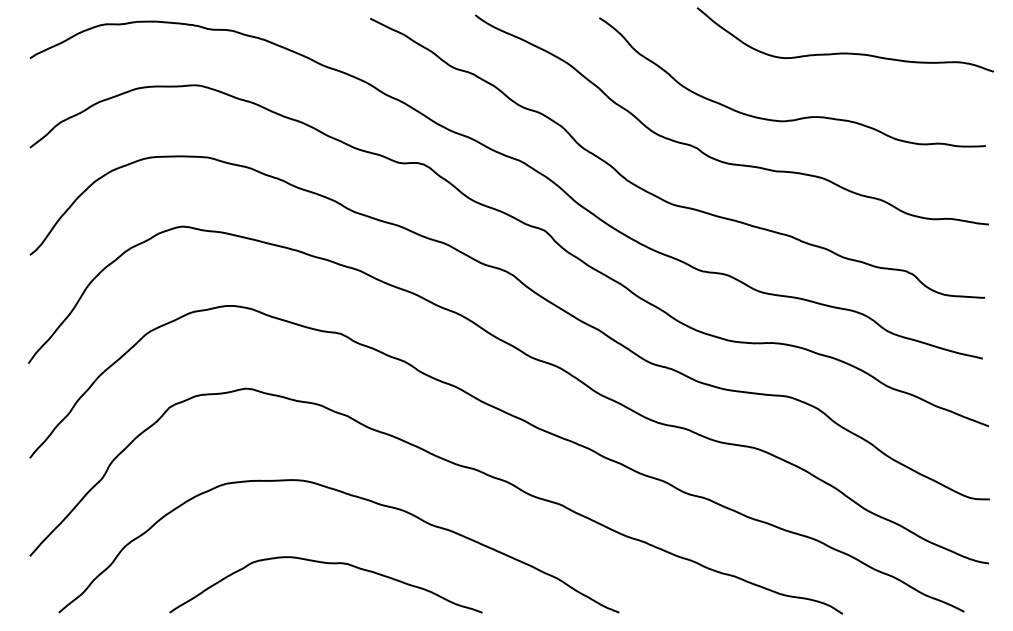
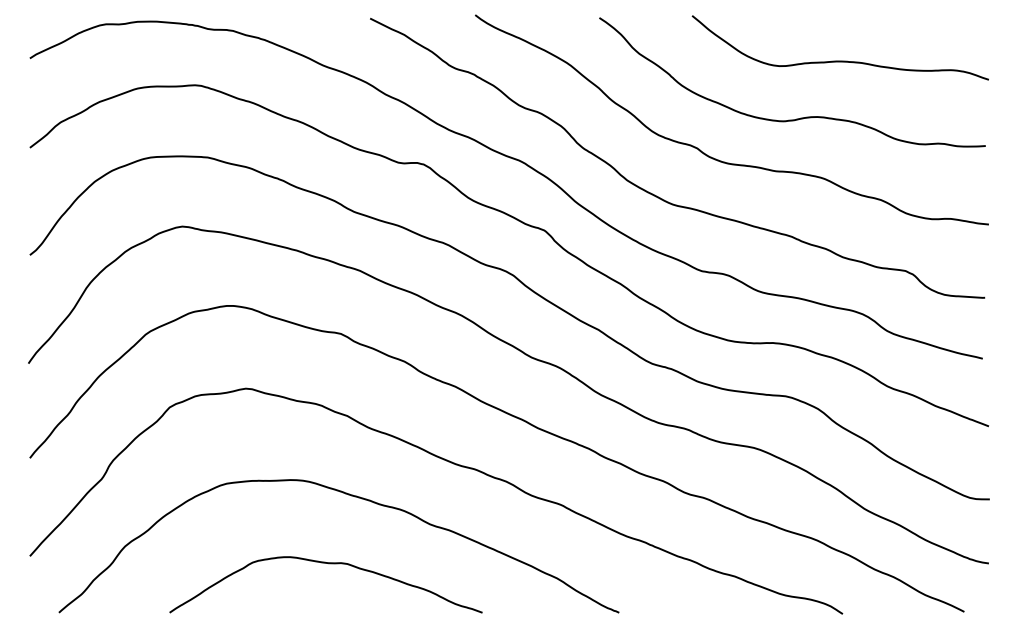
curve position: (844, 52) -> (839, 60) (839, 60)
